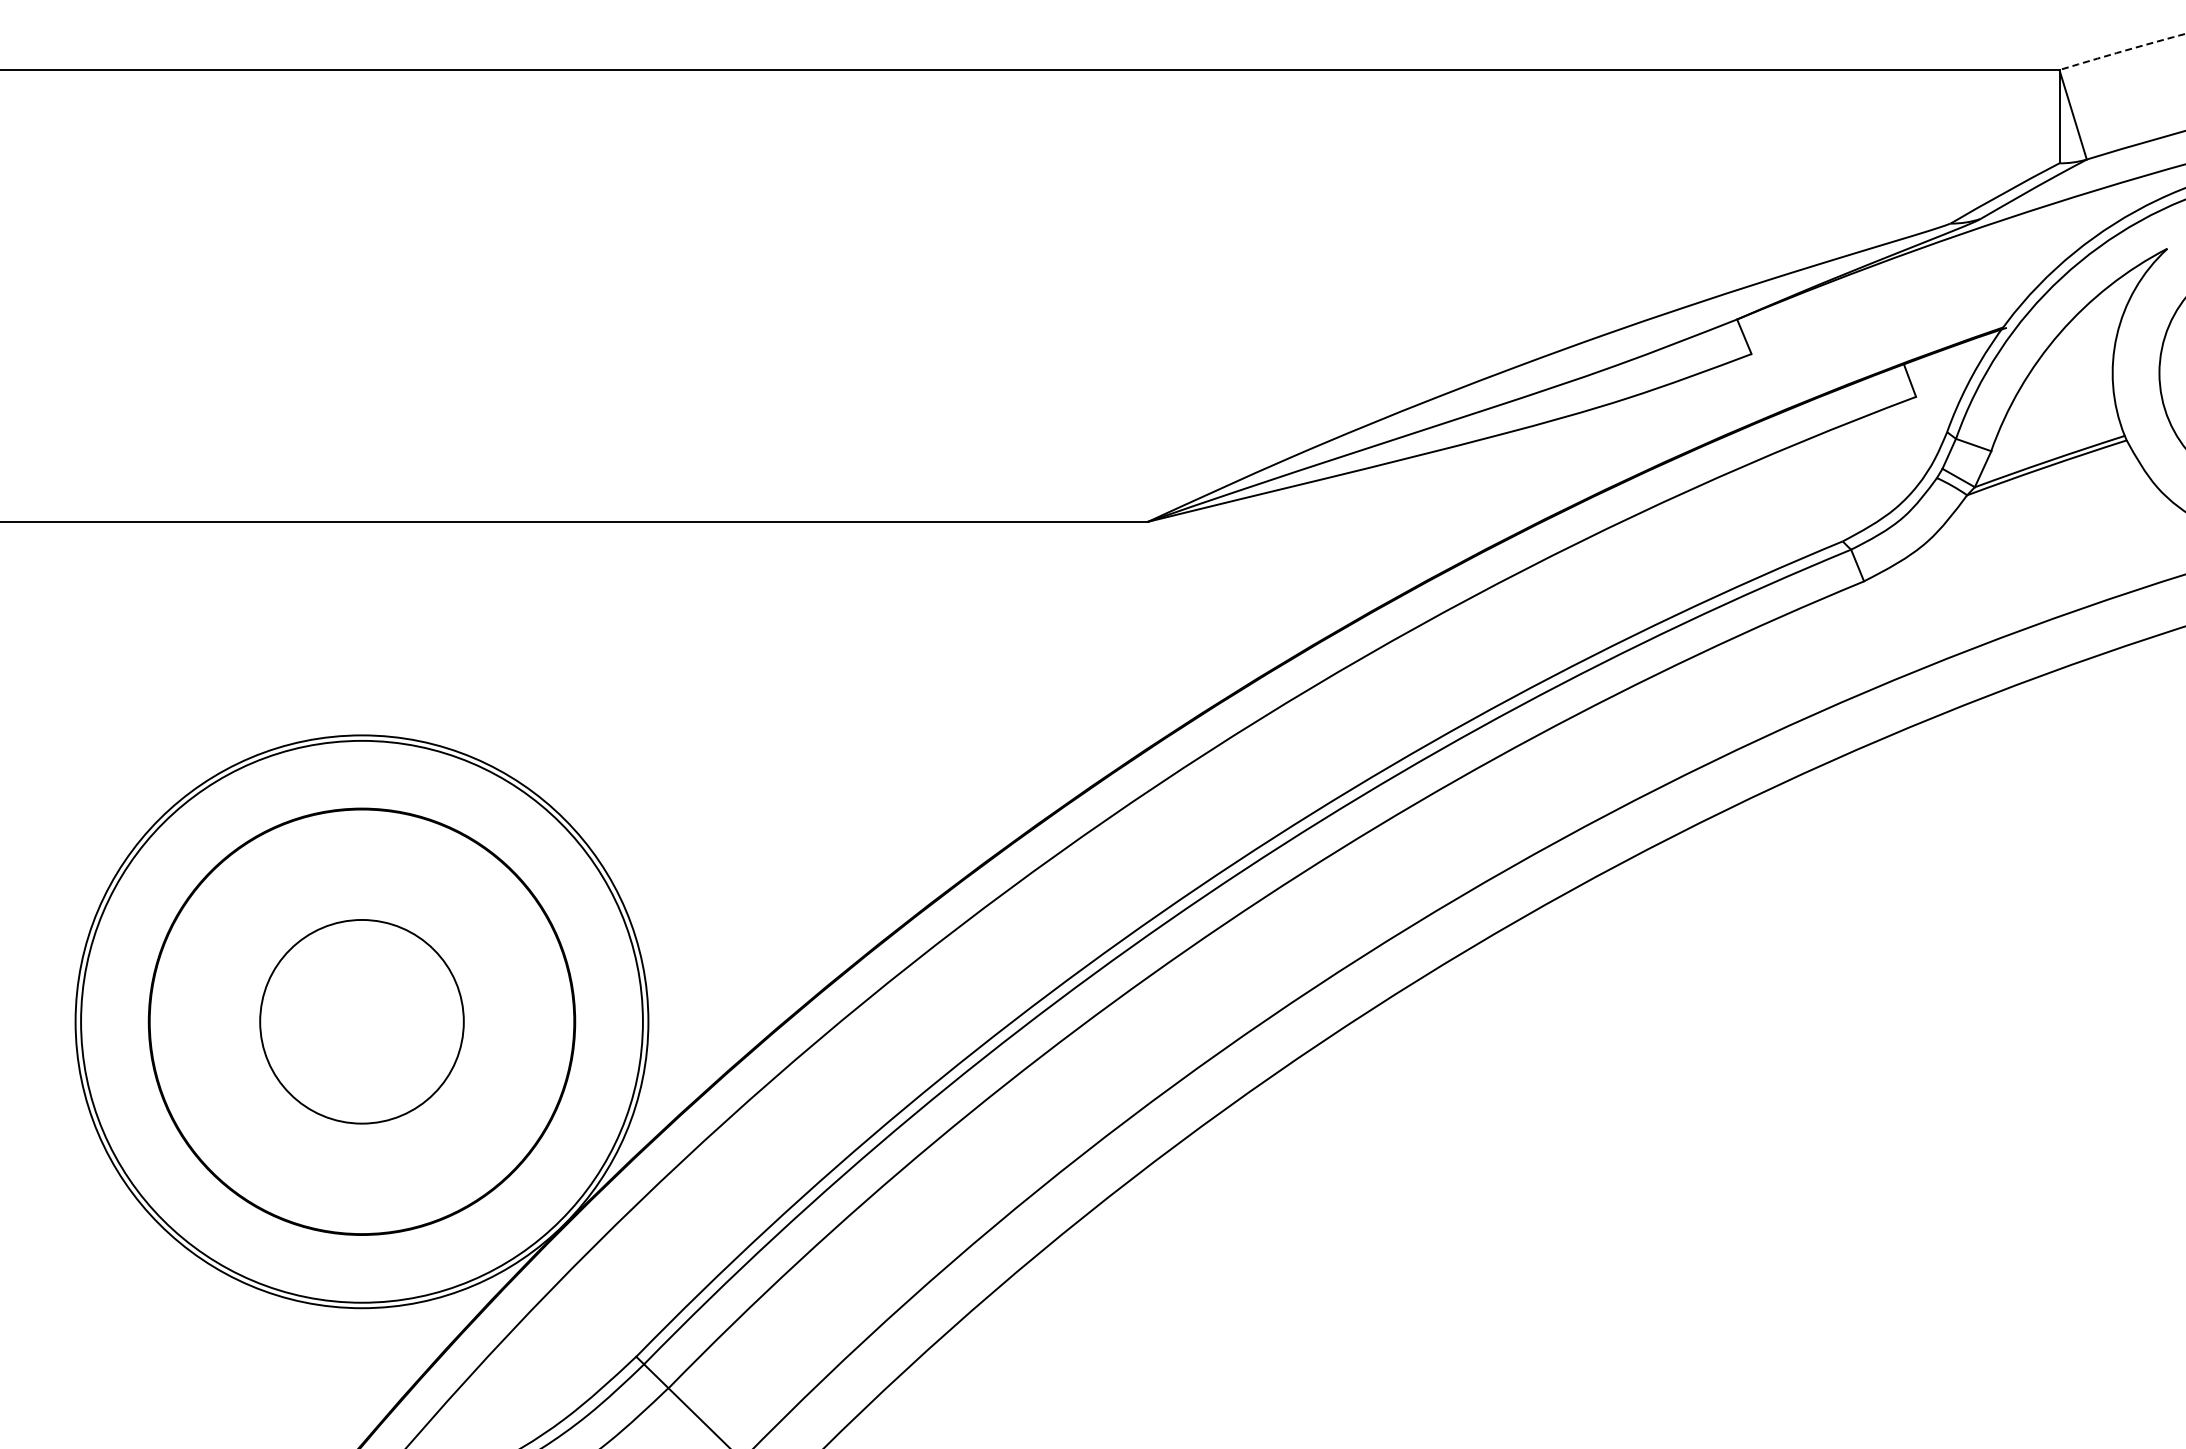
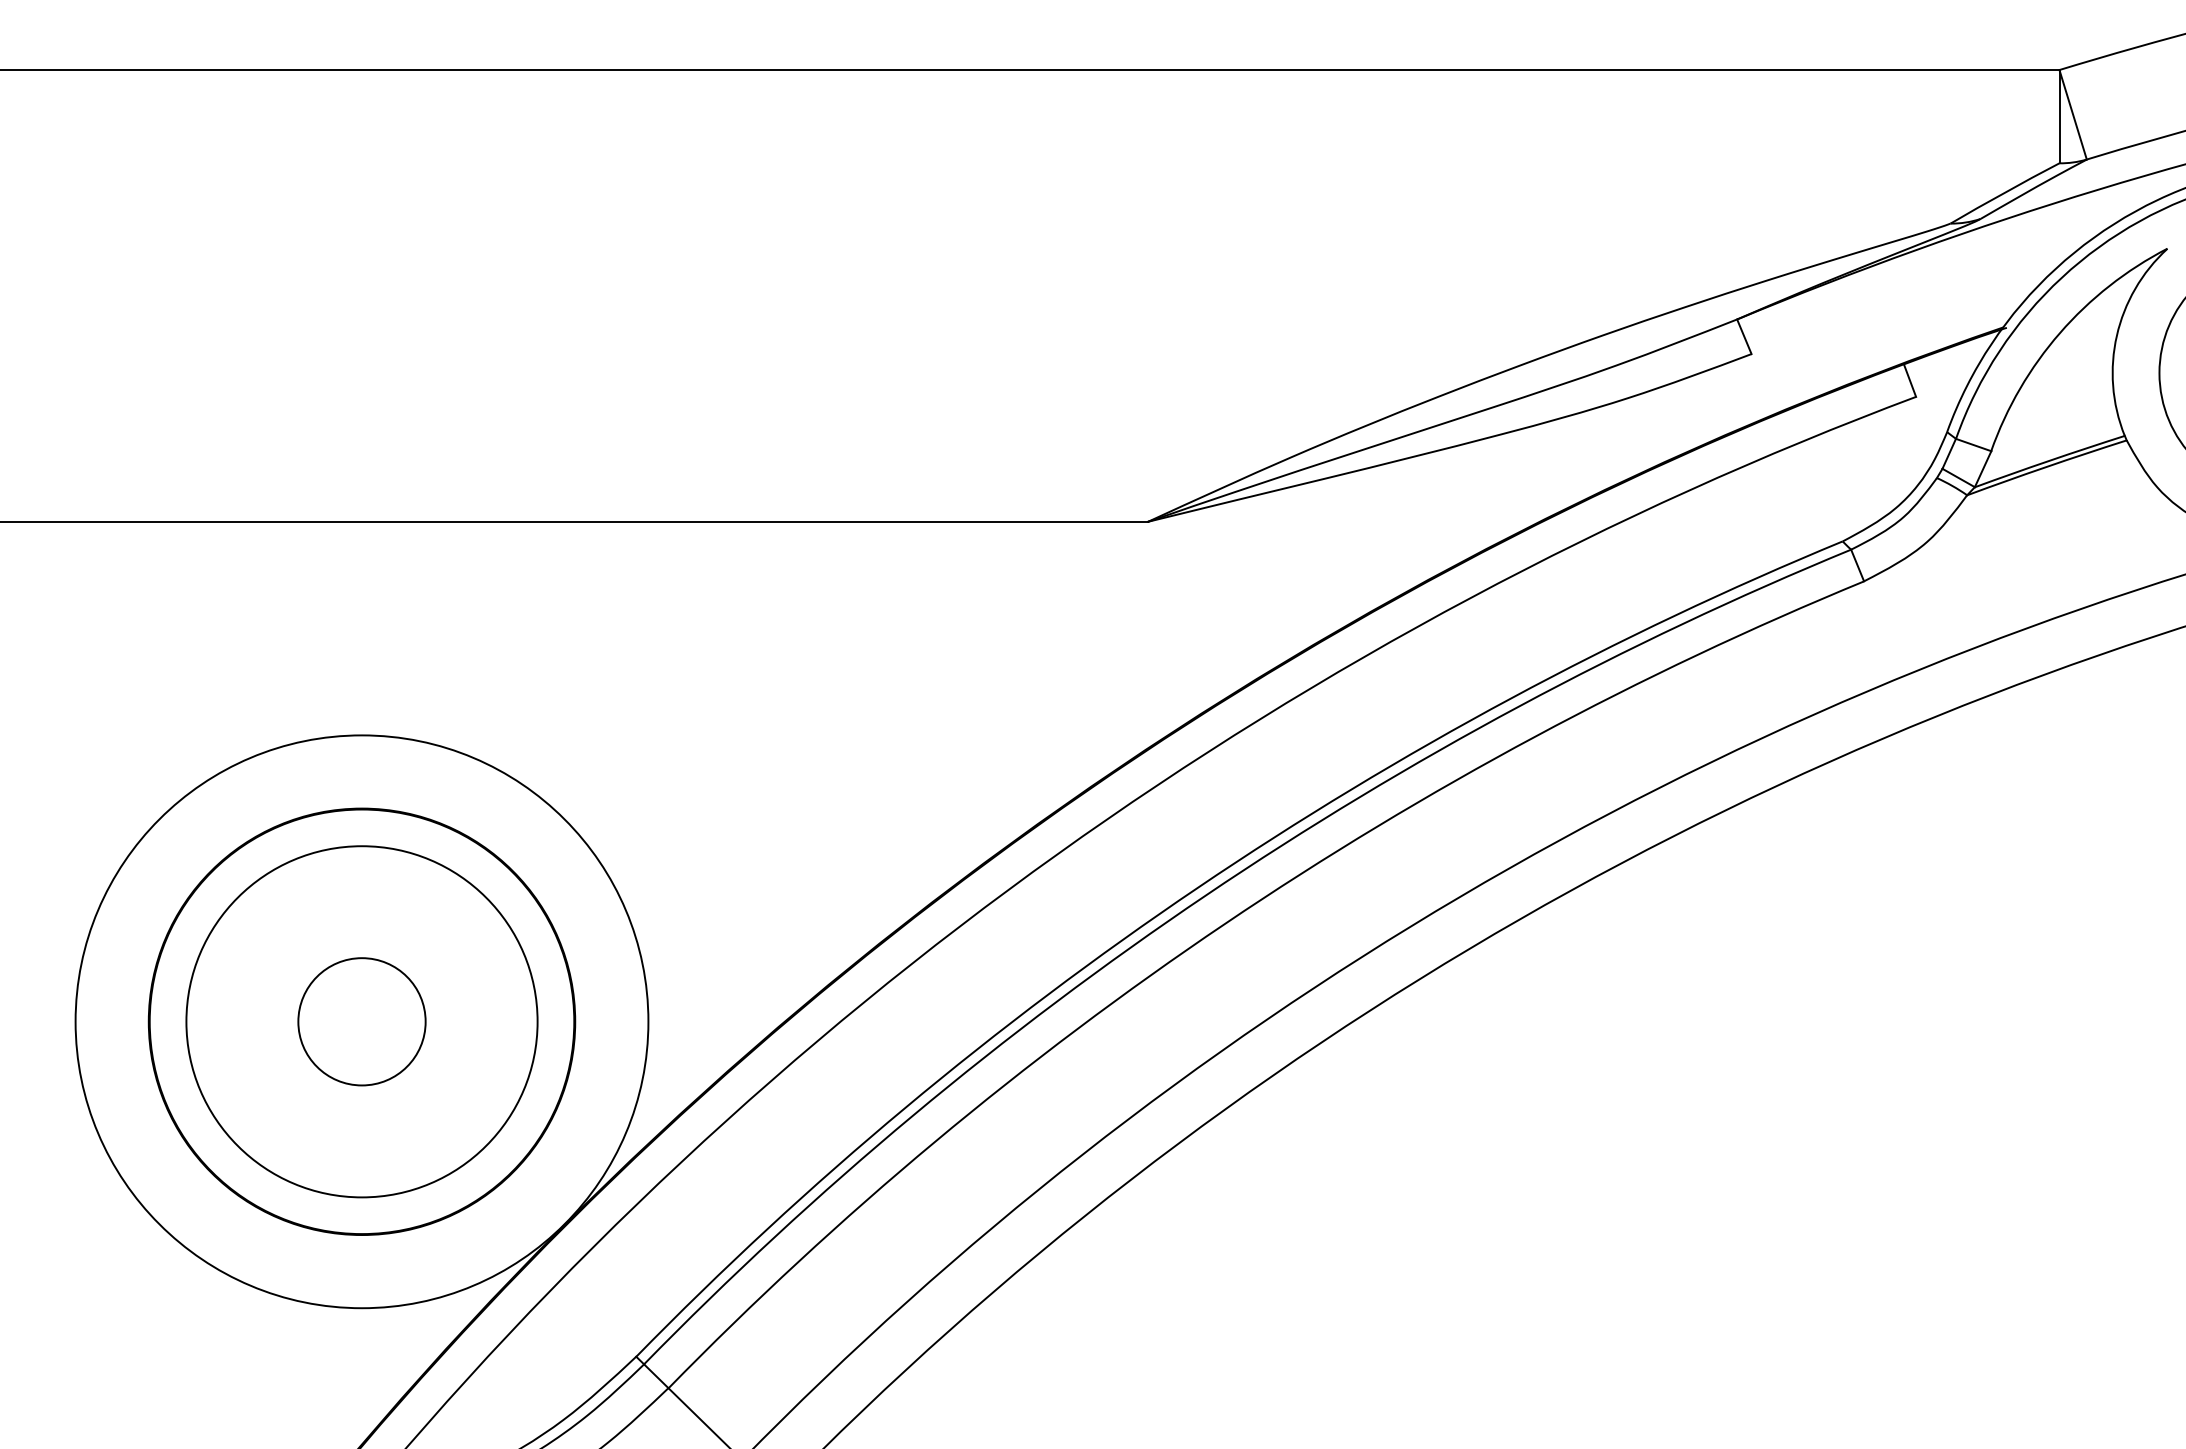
arc: dashed -> solid (2122, 51)
circle diameter: 204 px -> 127 px (361, 1021)
circle diameter: 562 px -> 351 px (361, 1021)
